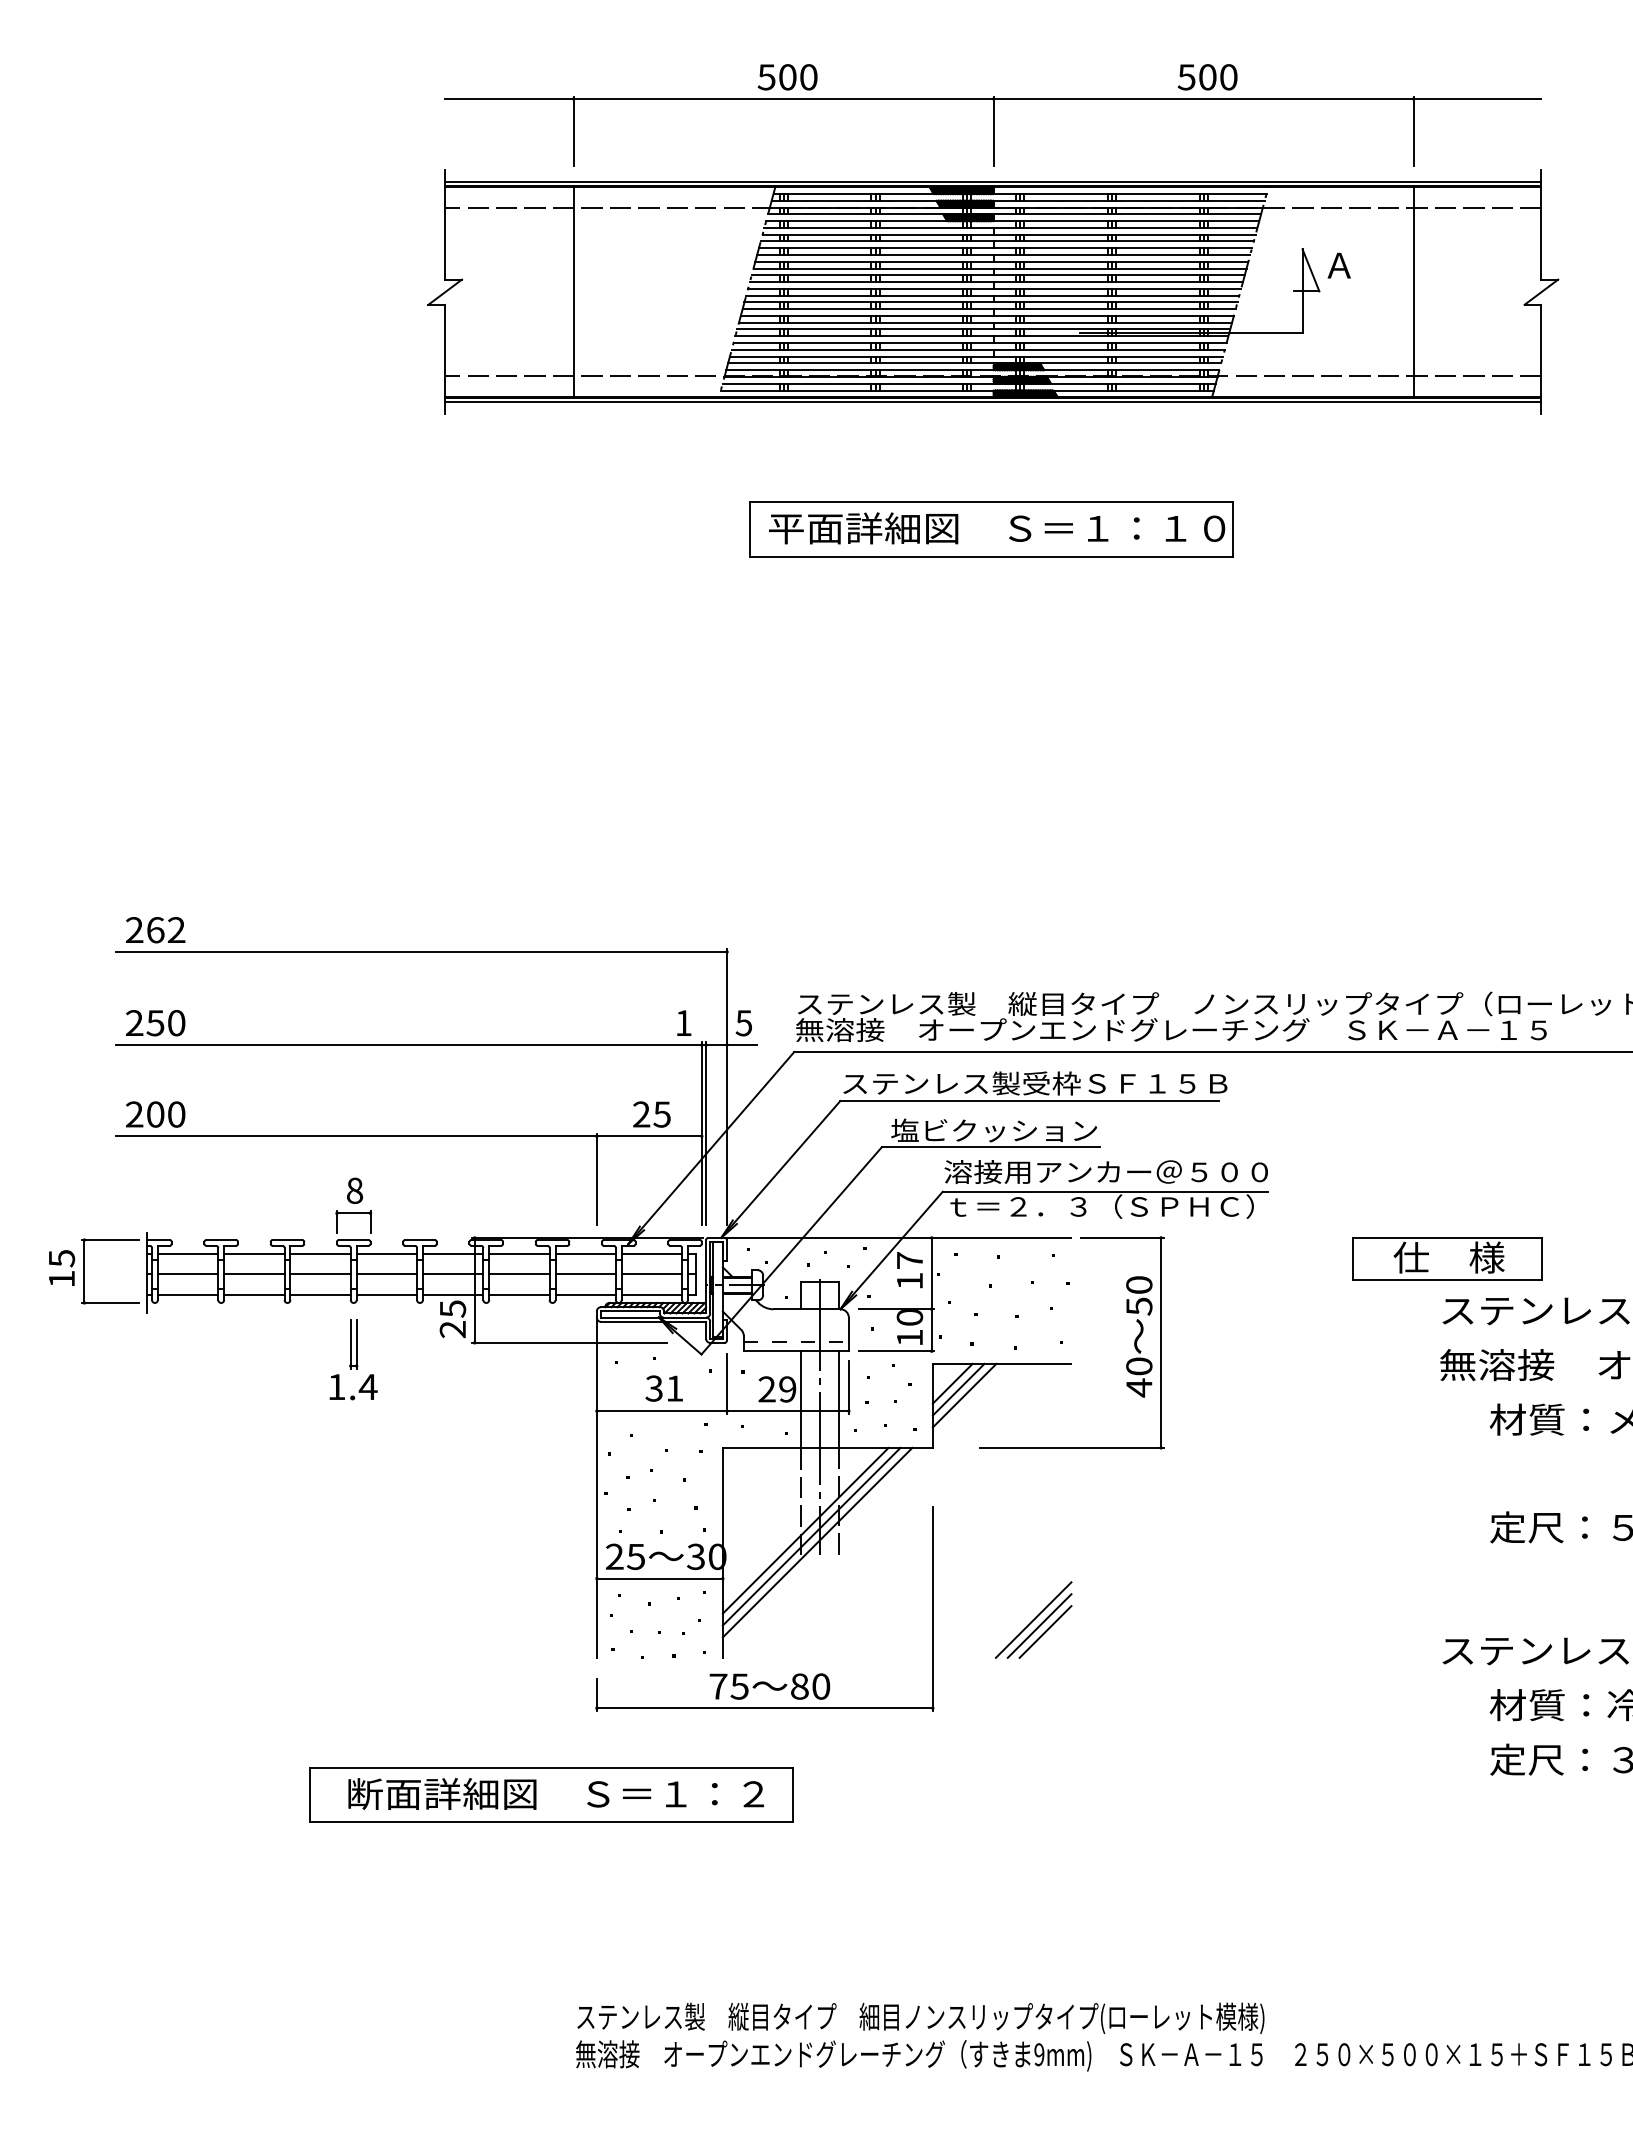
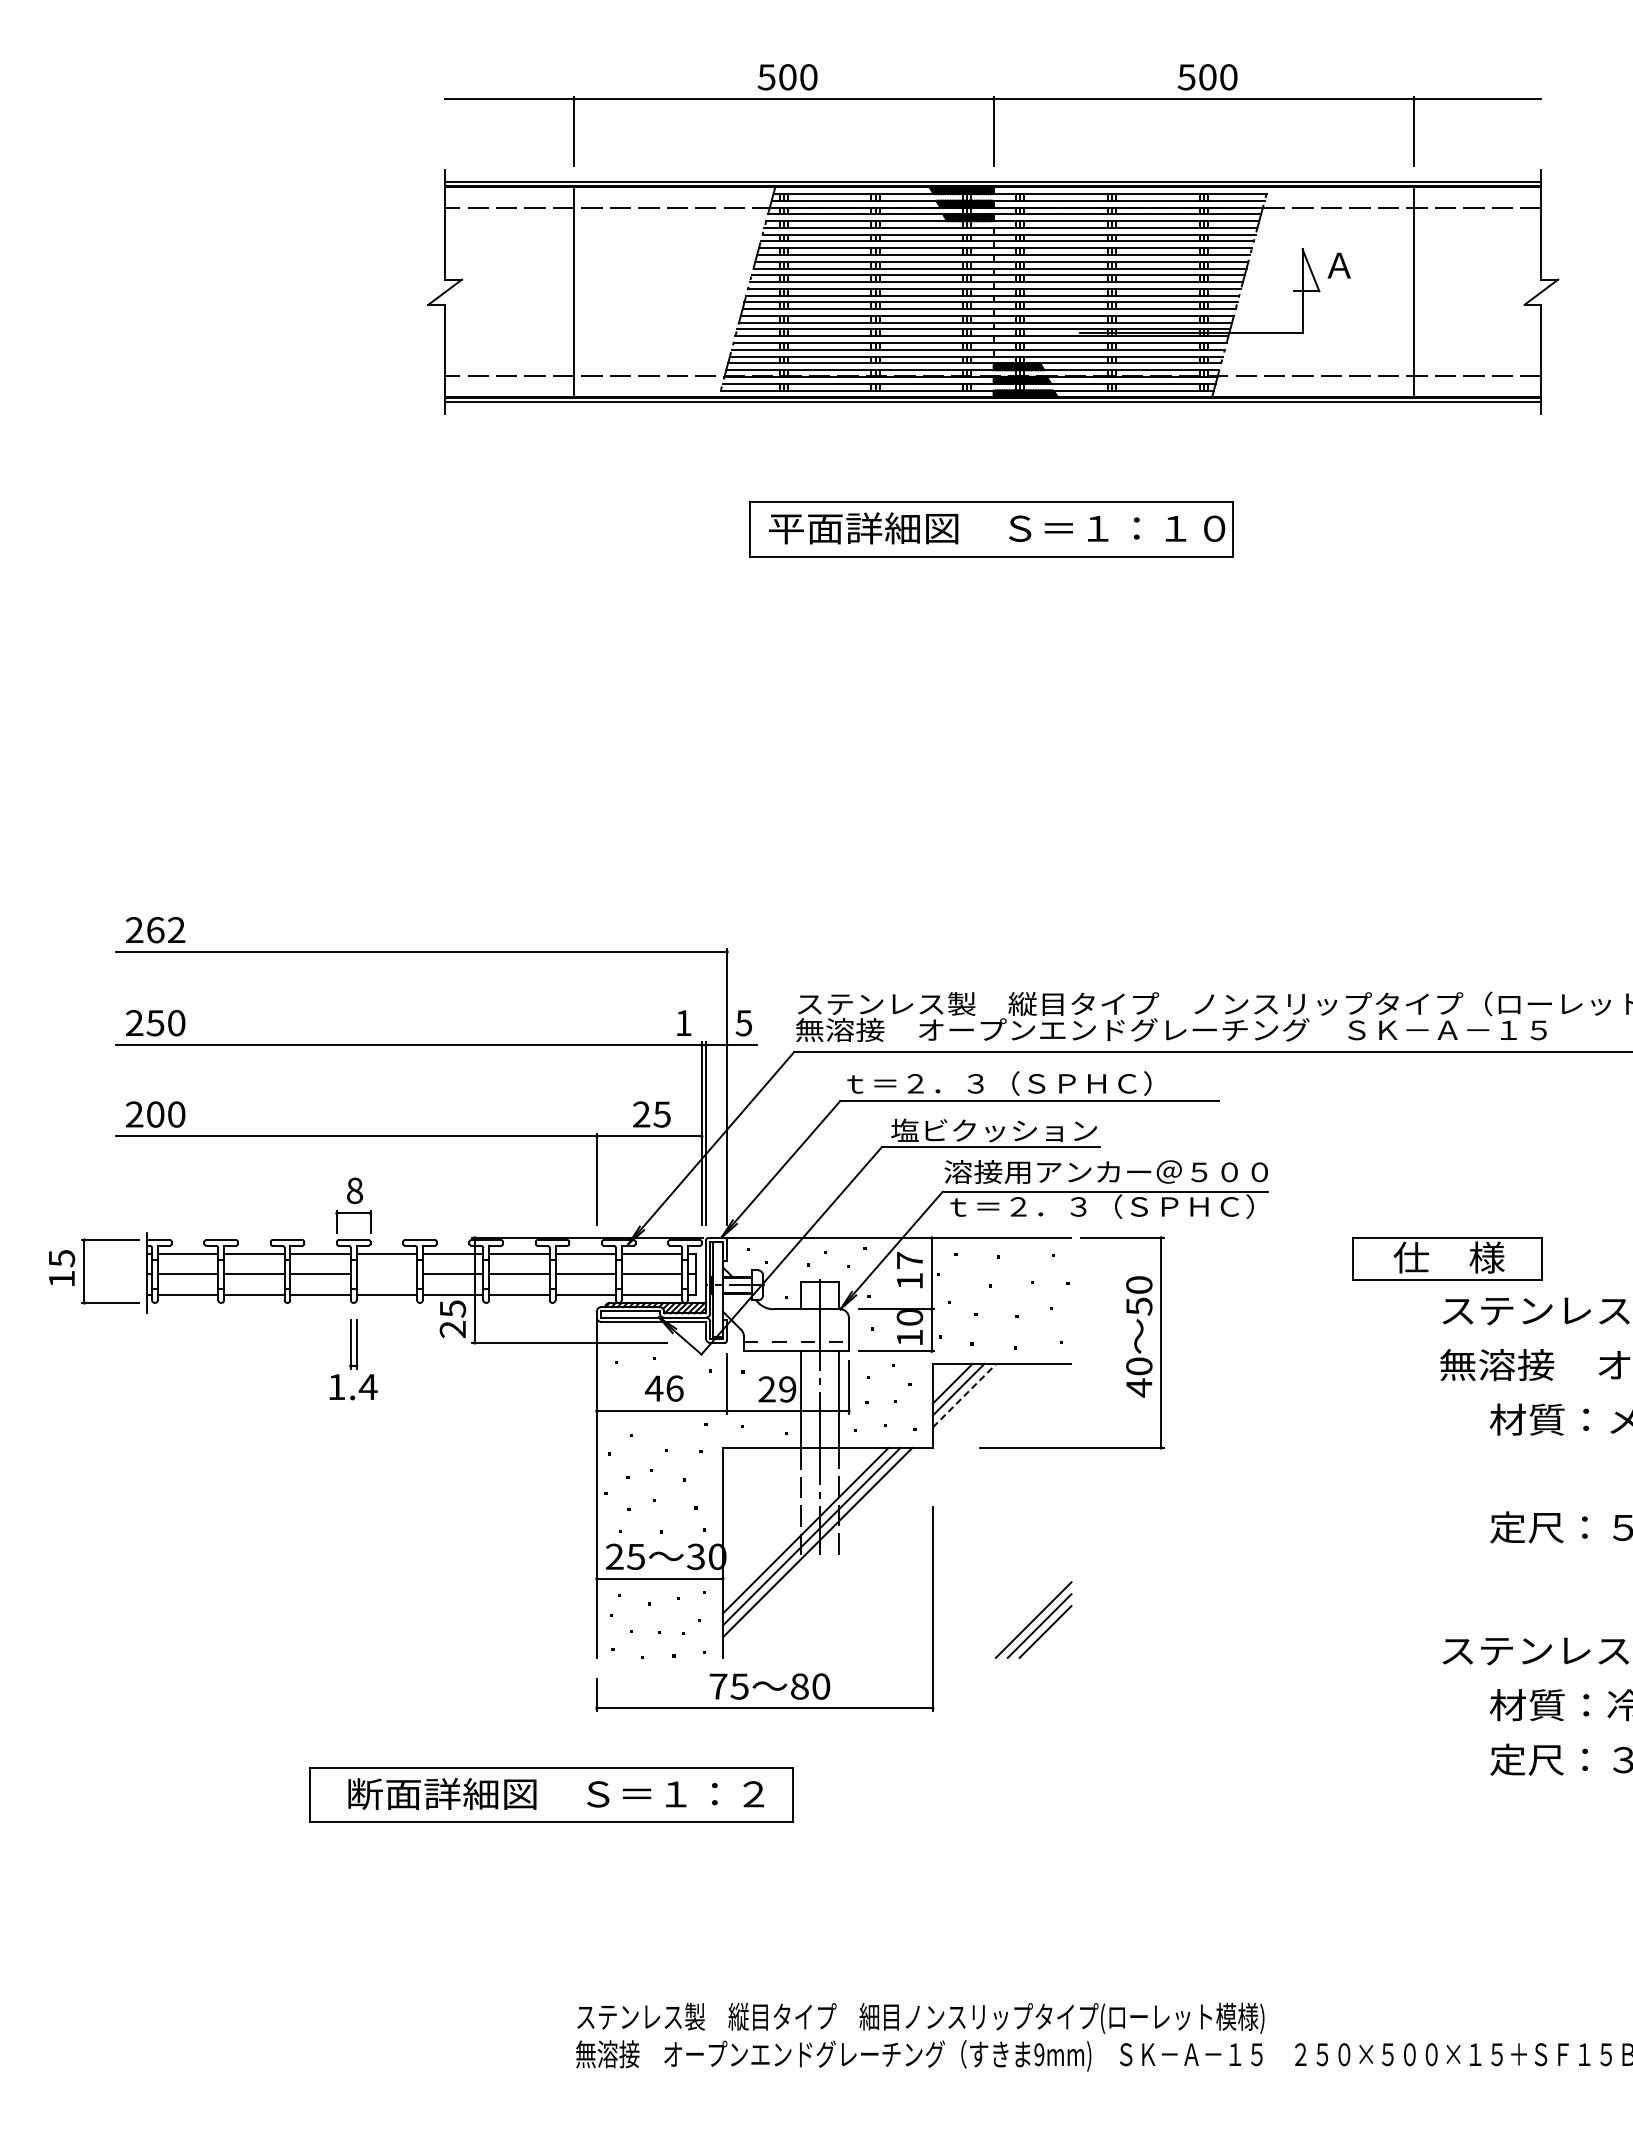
text: ステンレス製受枠ＳＦ１５Ｂ -> ｔ＝２．３（ＳＰＨＣ） (1035, 1083)
line: present -> none (386, 1274)
text: 31 -> 46 (663, 1388)
line: solid -> dashed (964, 1395)
